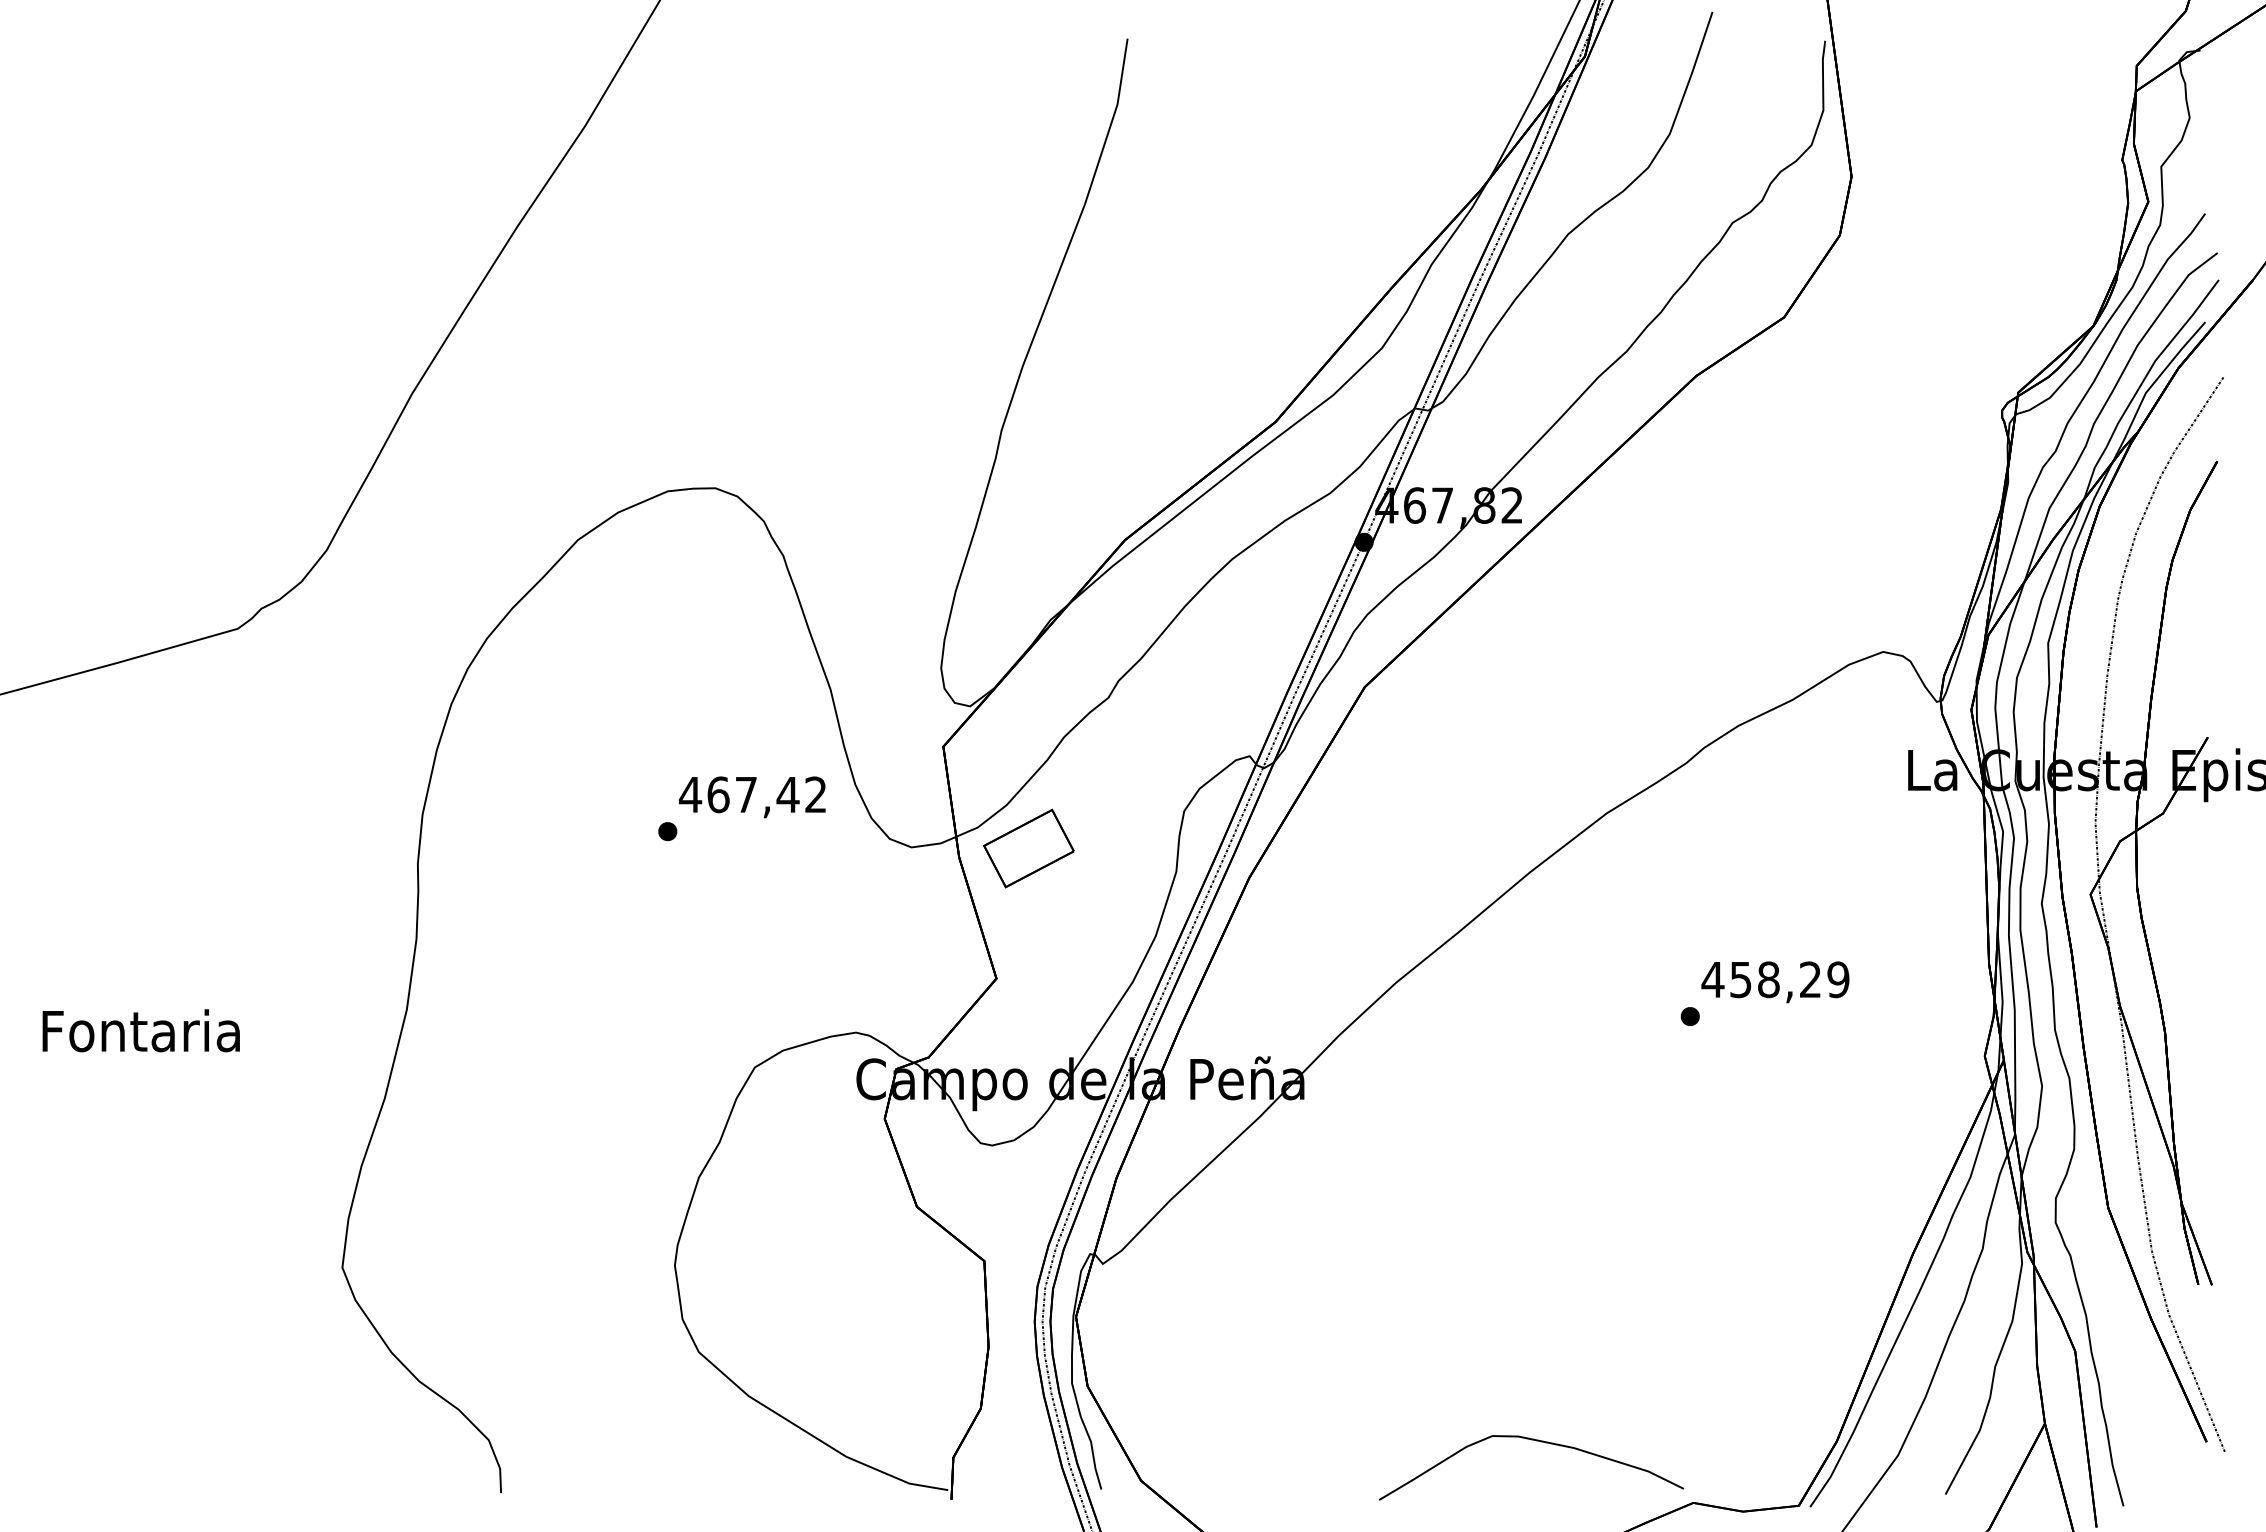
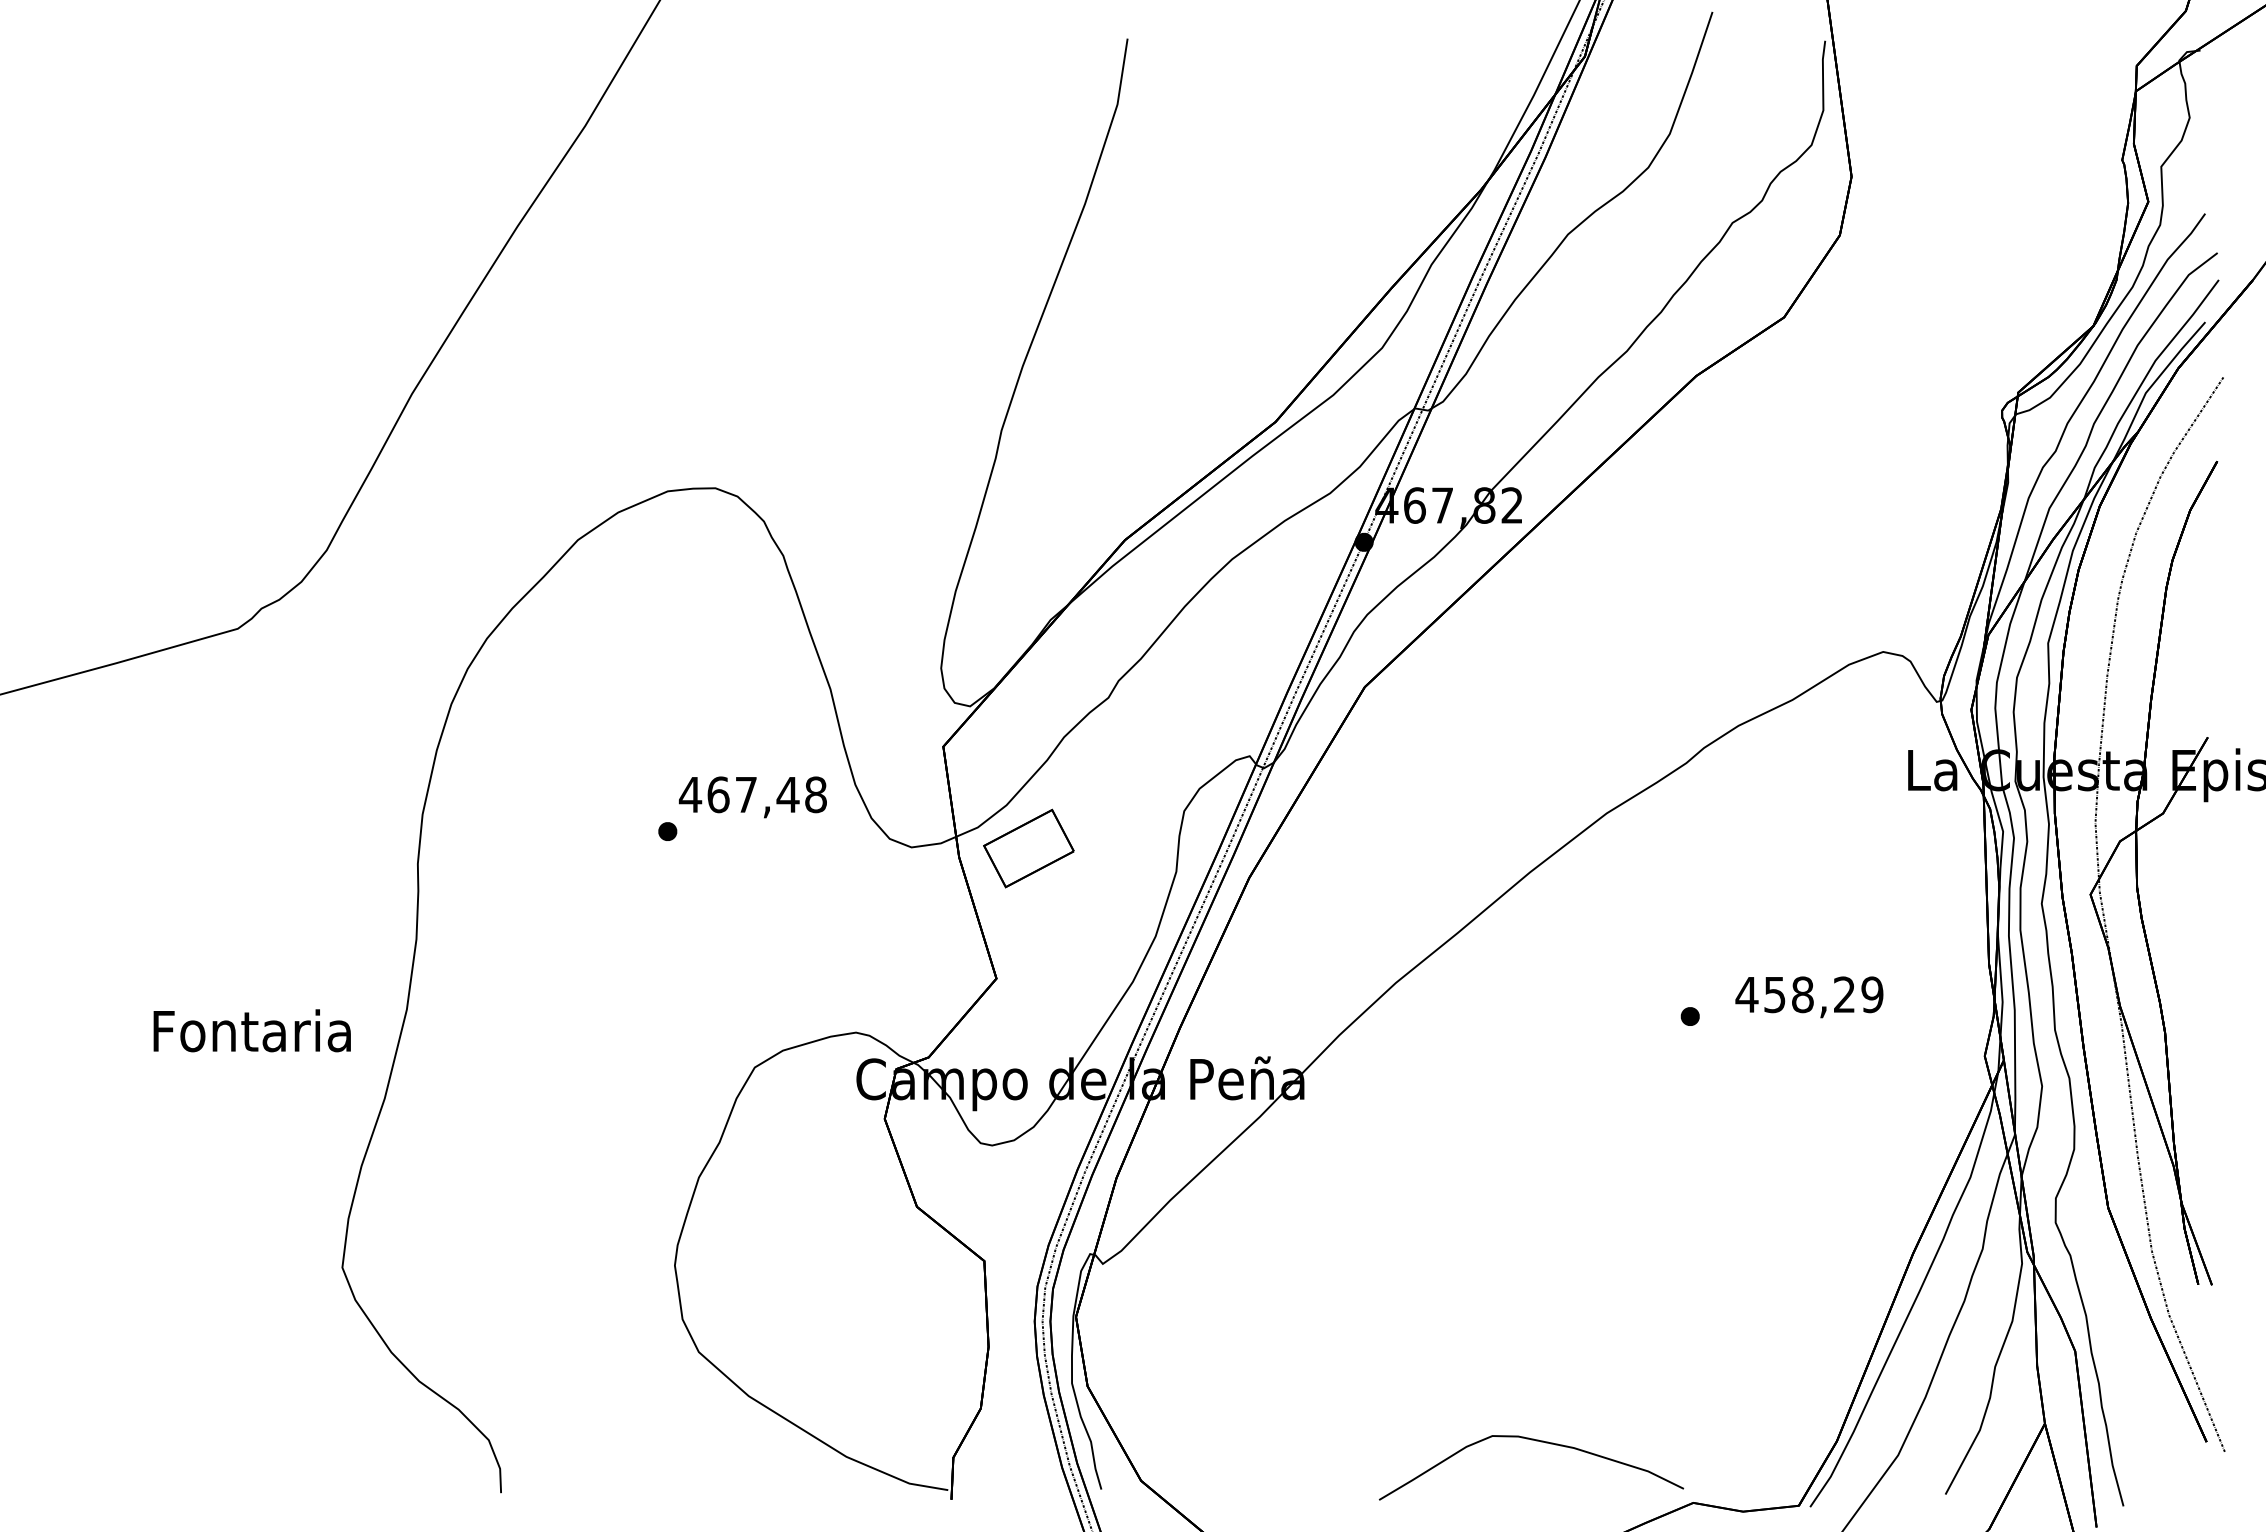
text: 467,42 -> 467,48 (815, 794)
text position: (1775, 982) -> (1809, 997) (1809, 997)
text position: (140, 1030) -> (251, 1030) (251, 1030)
